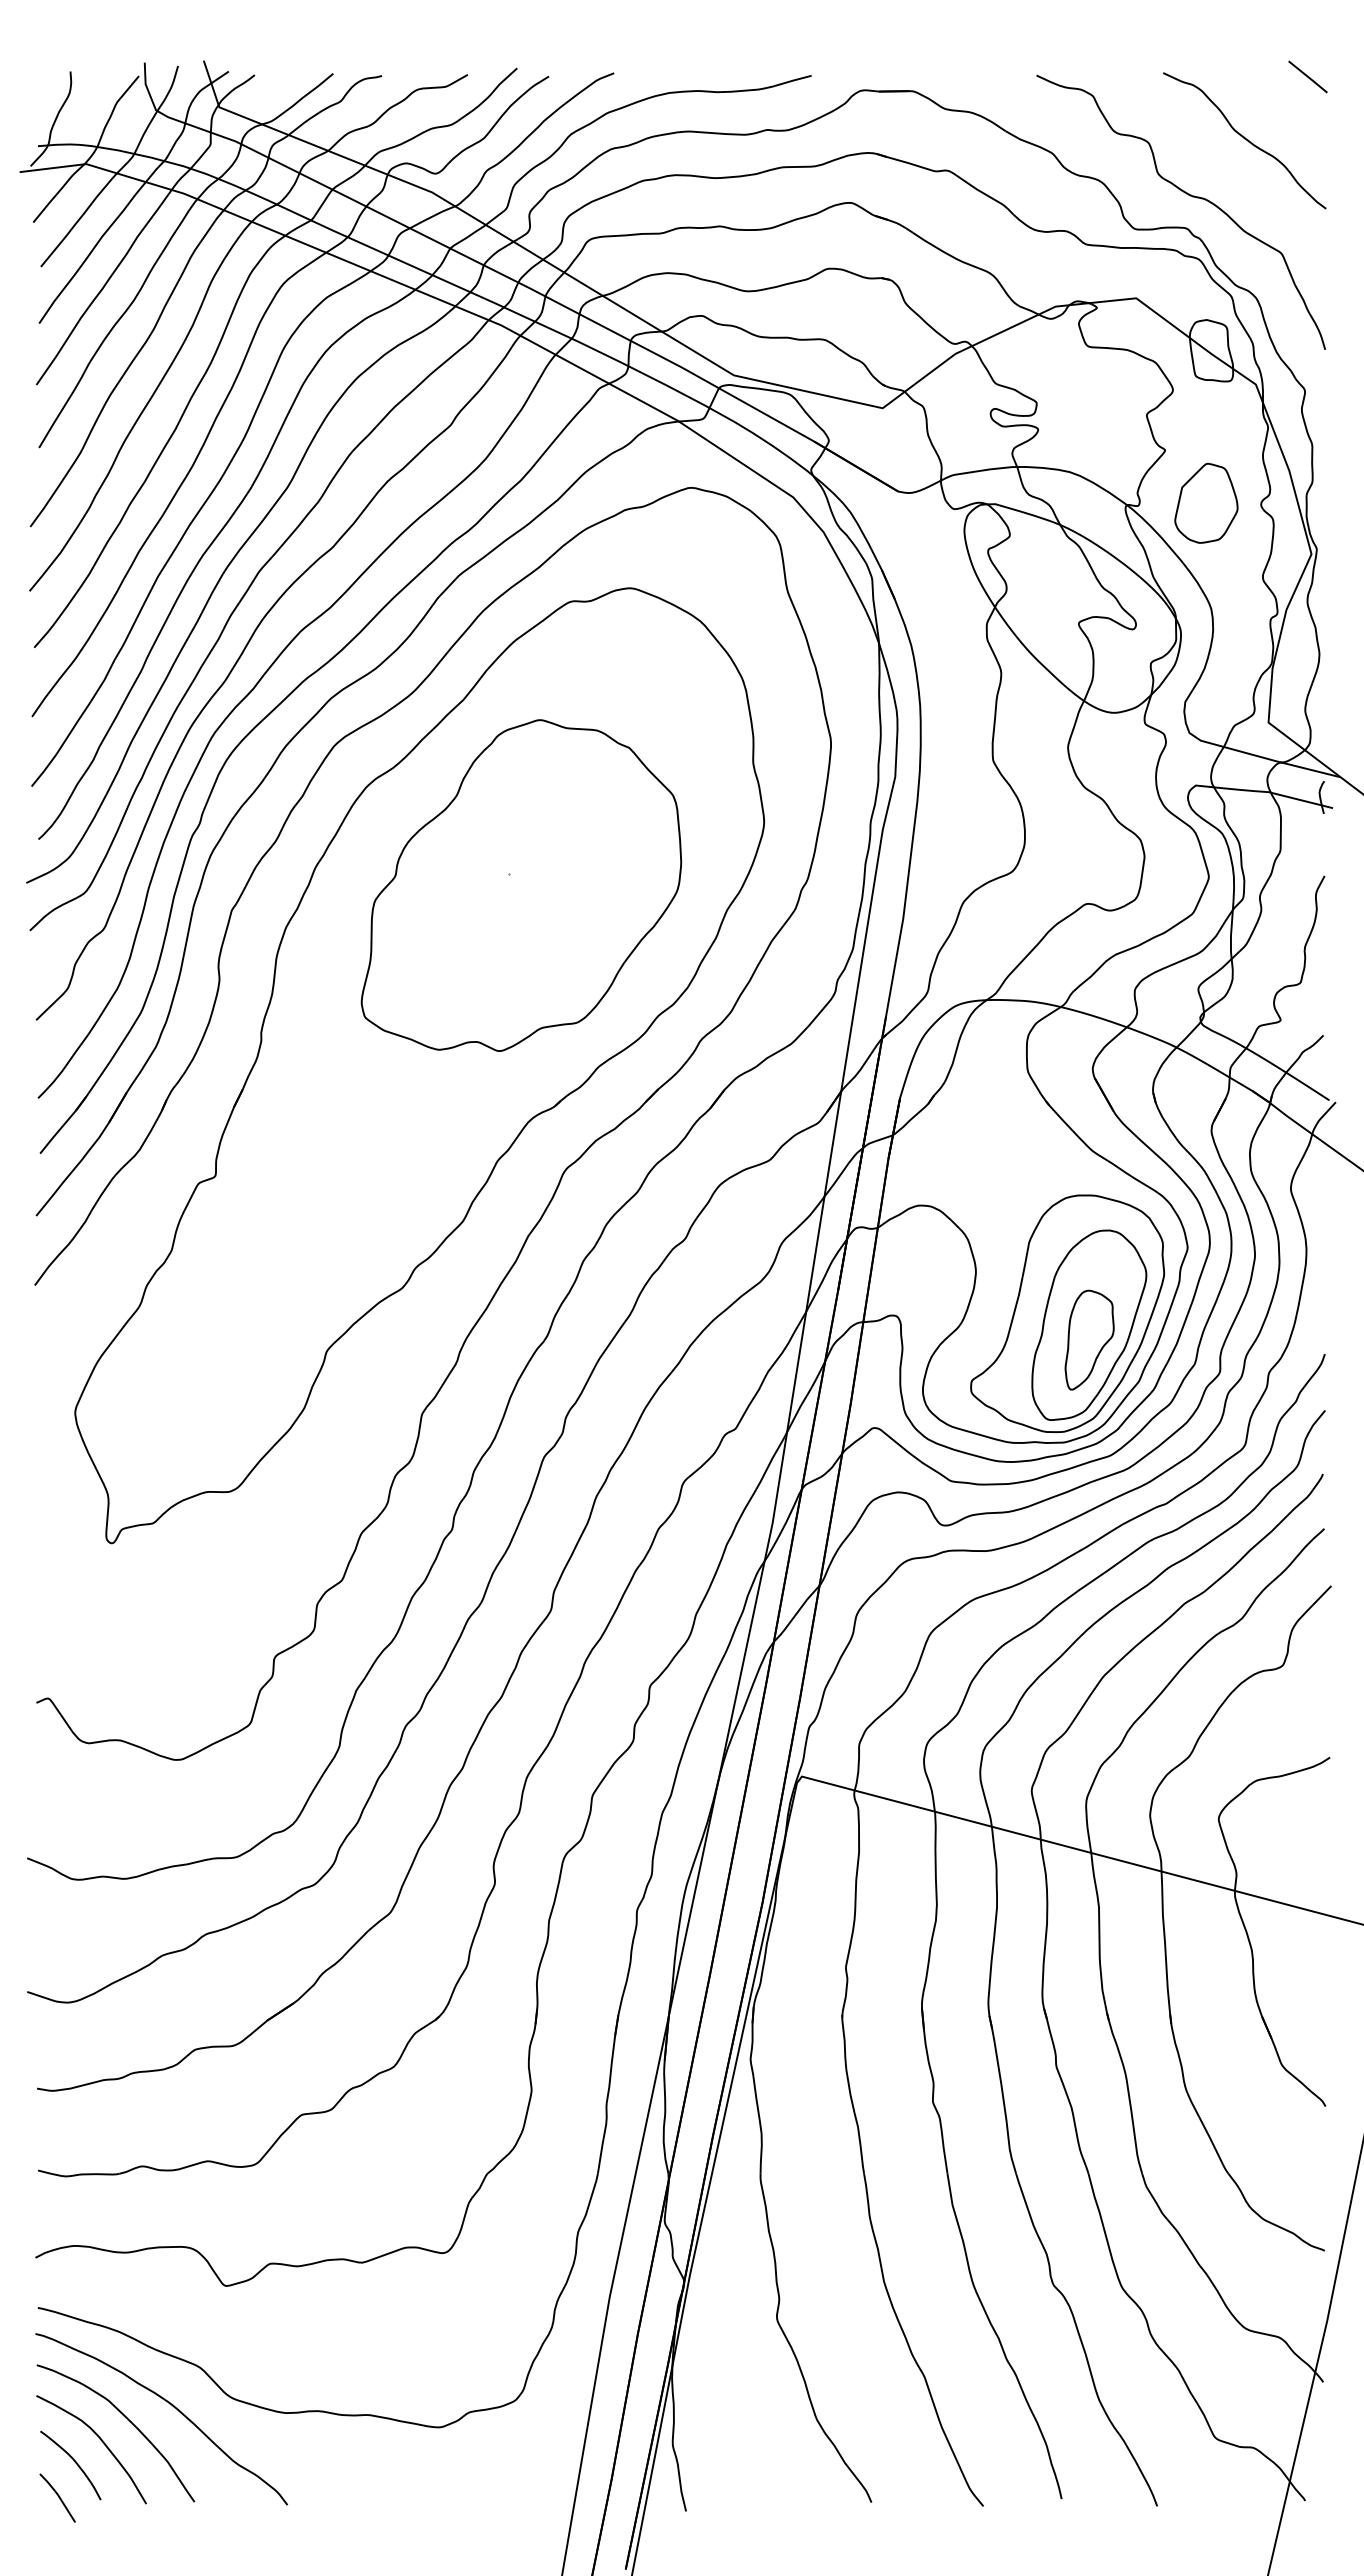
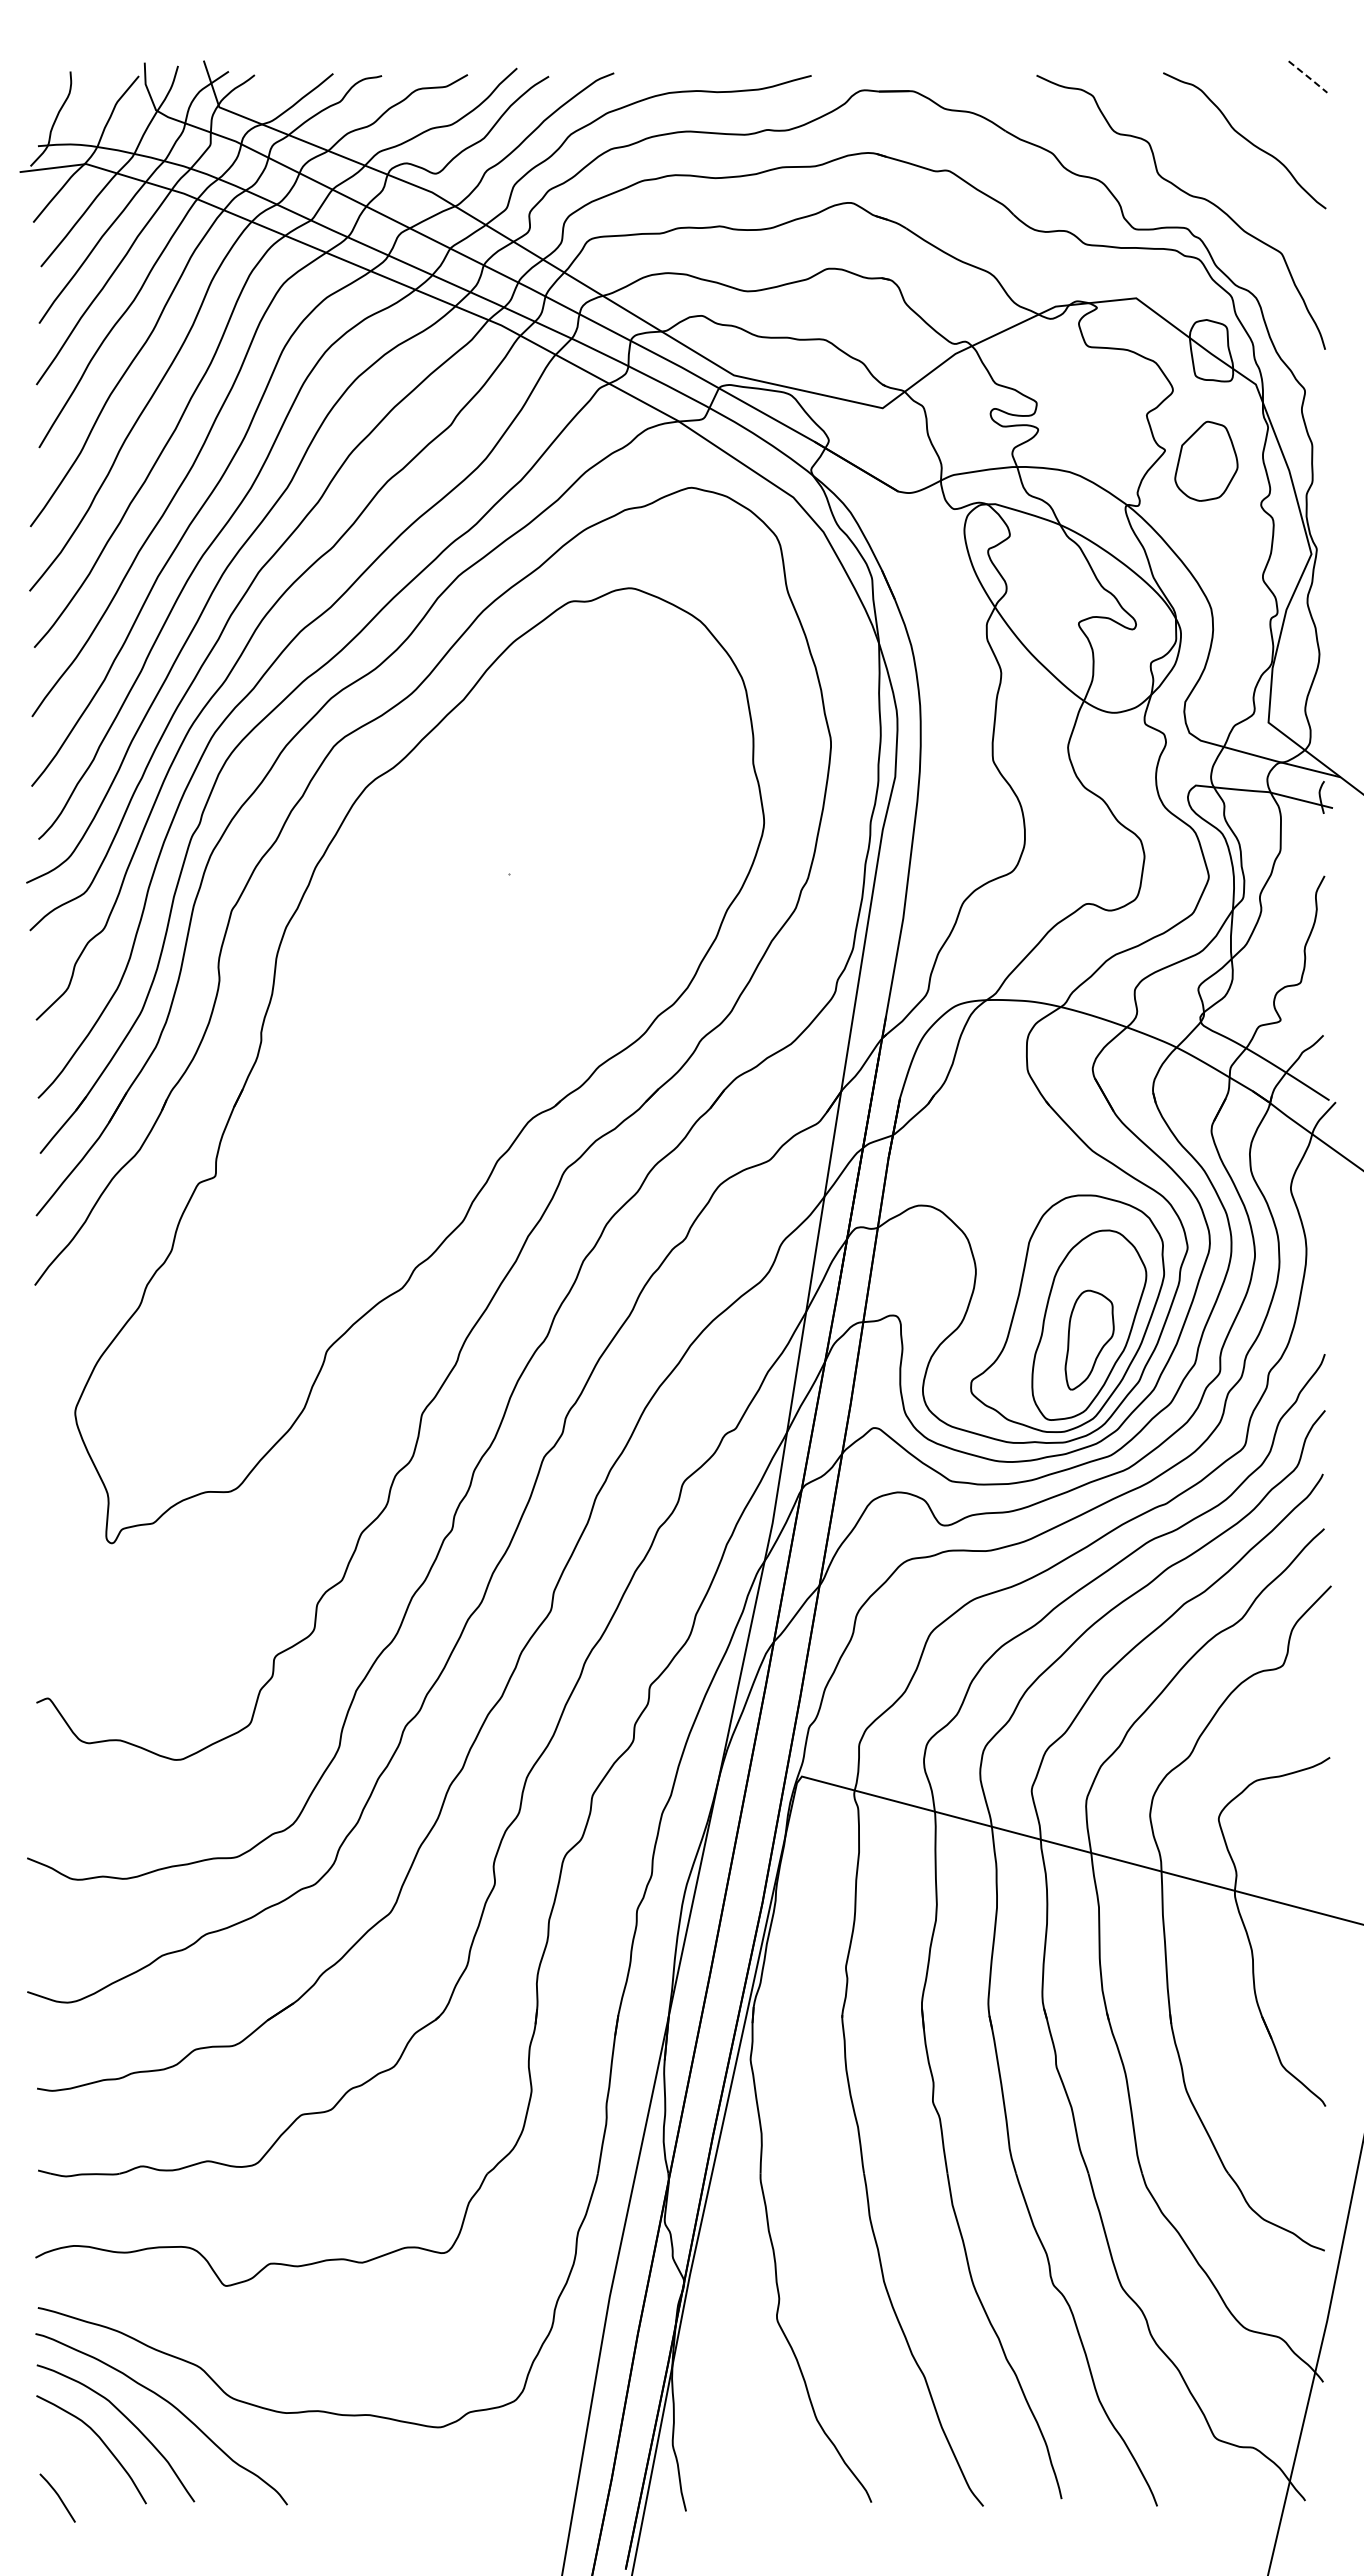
line: solid -> dashed (1308, 77)
part position: (1206, 502) -> (1206, 460) (1206, 460)
part: present -> none (521, 885)
curve: present -> none (74, 2462)
